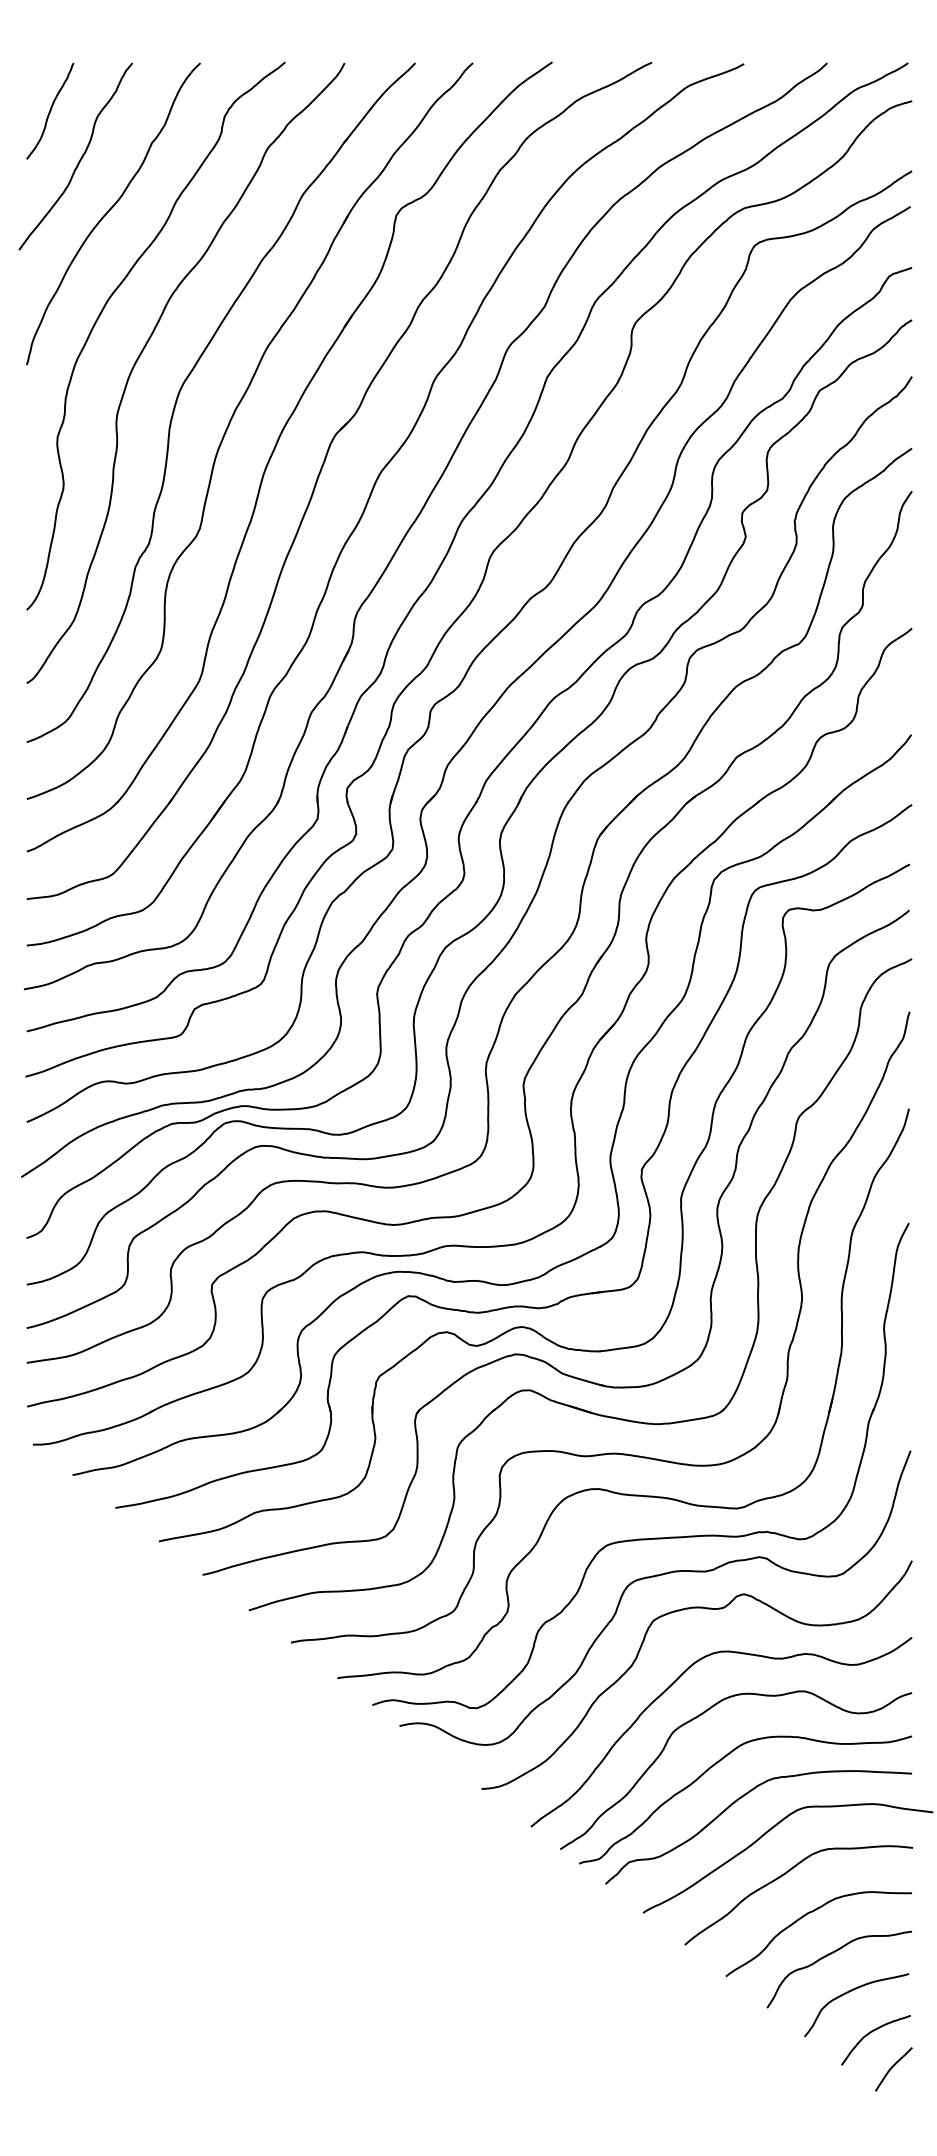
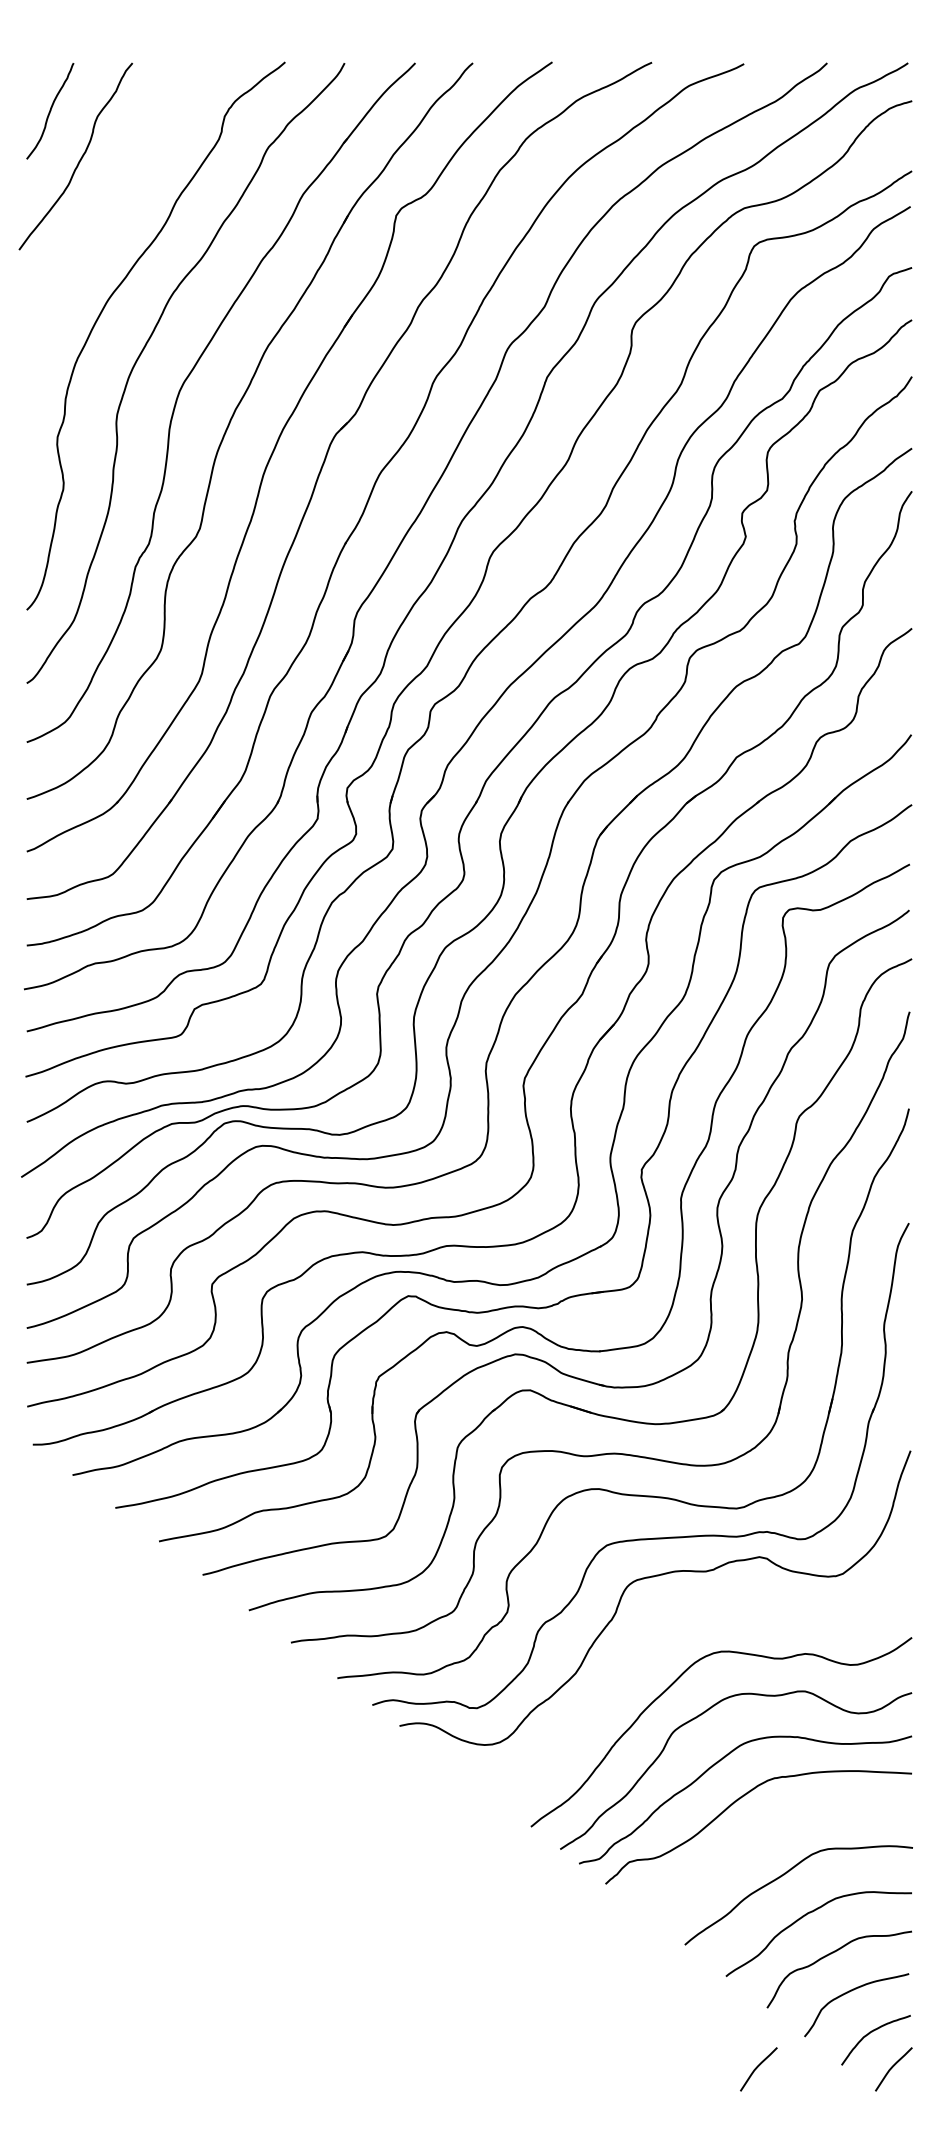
curve: present -> none (110, 210)
curve: present -> none (639, 1653)
curve: present -> none (768, 1832)
curve: none -> present (757, 2068)
